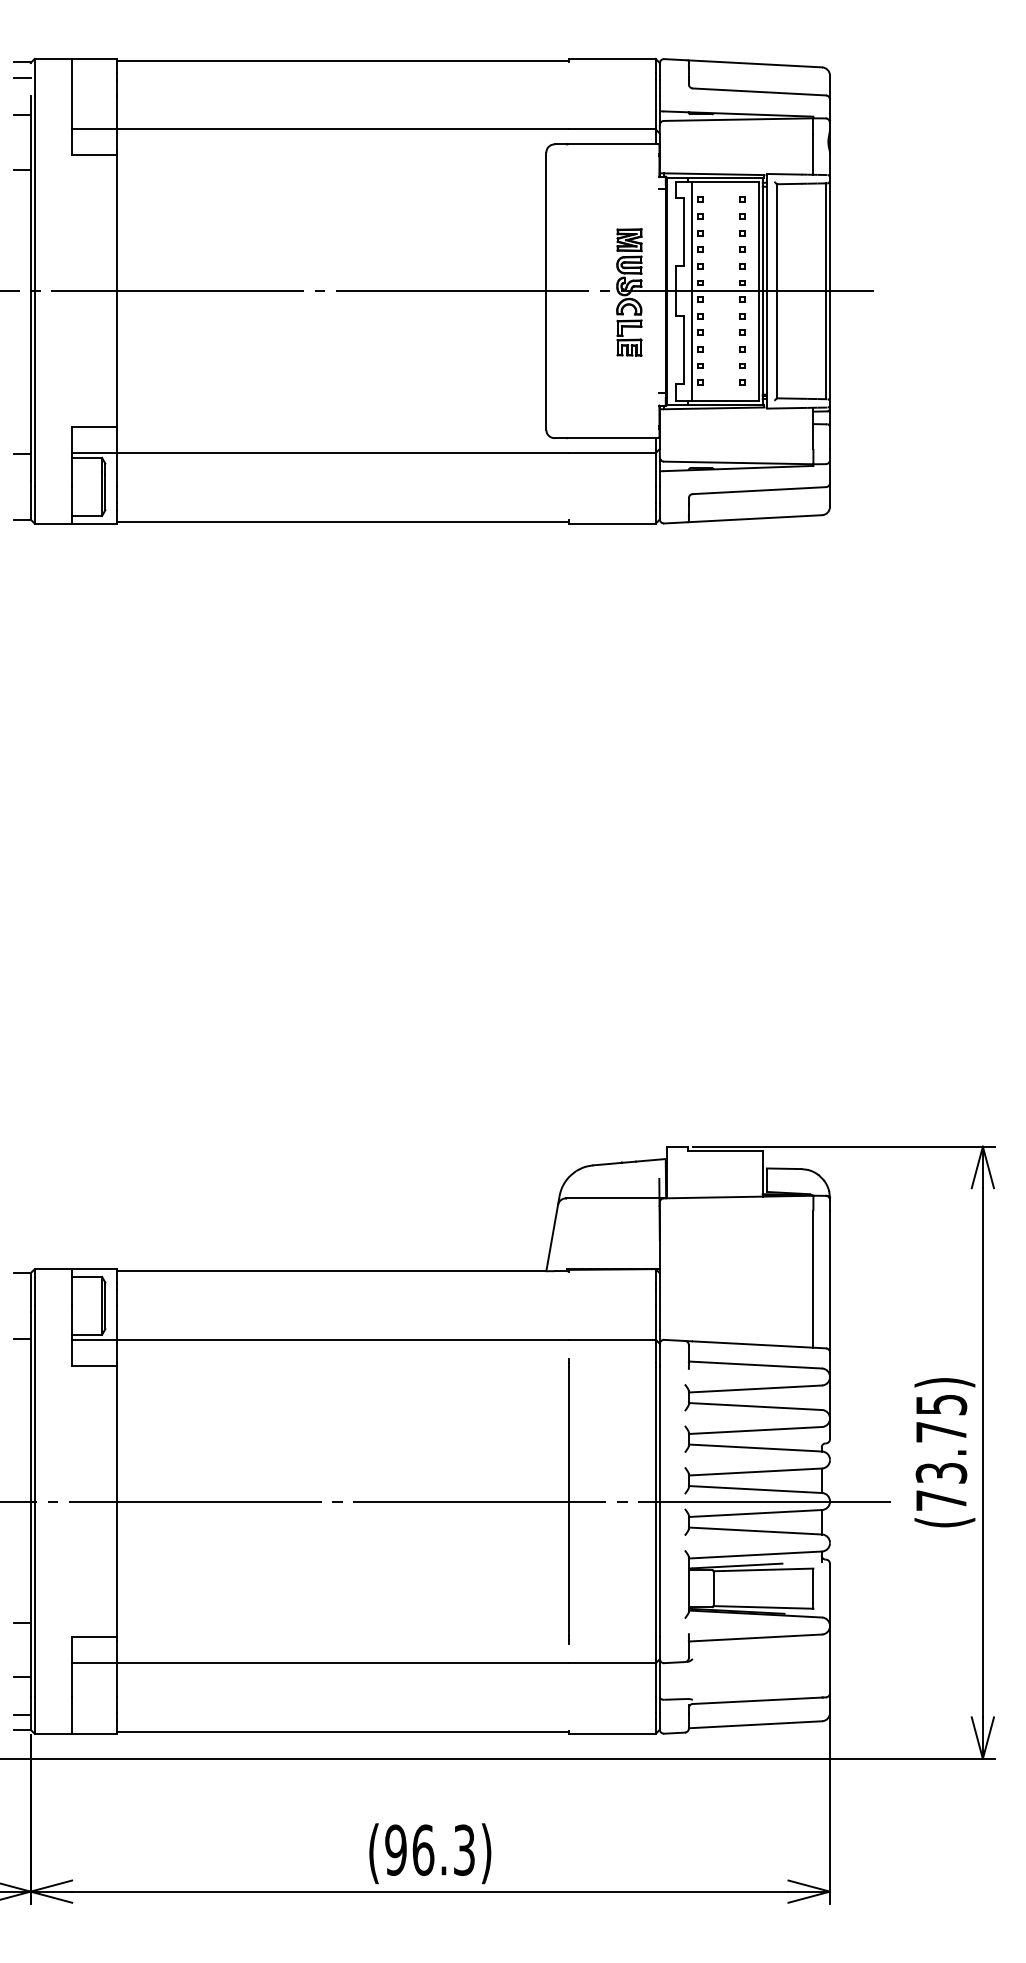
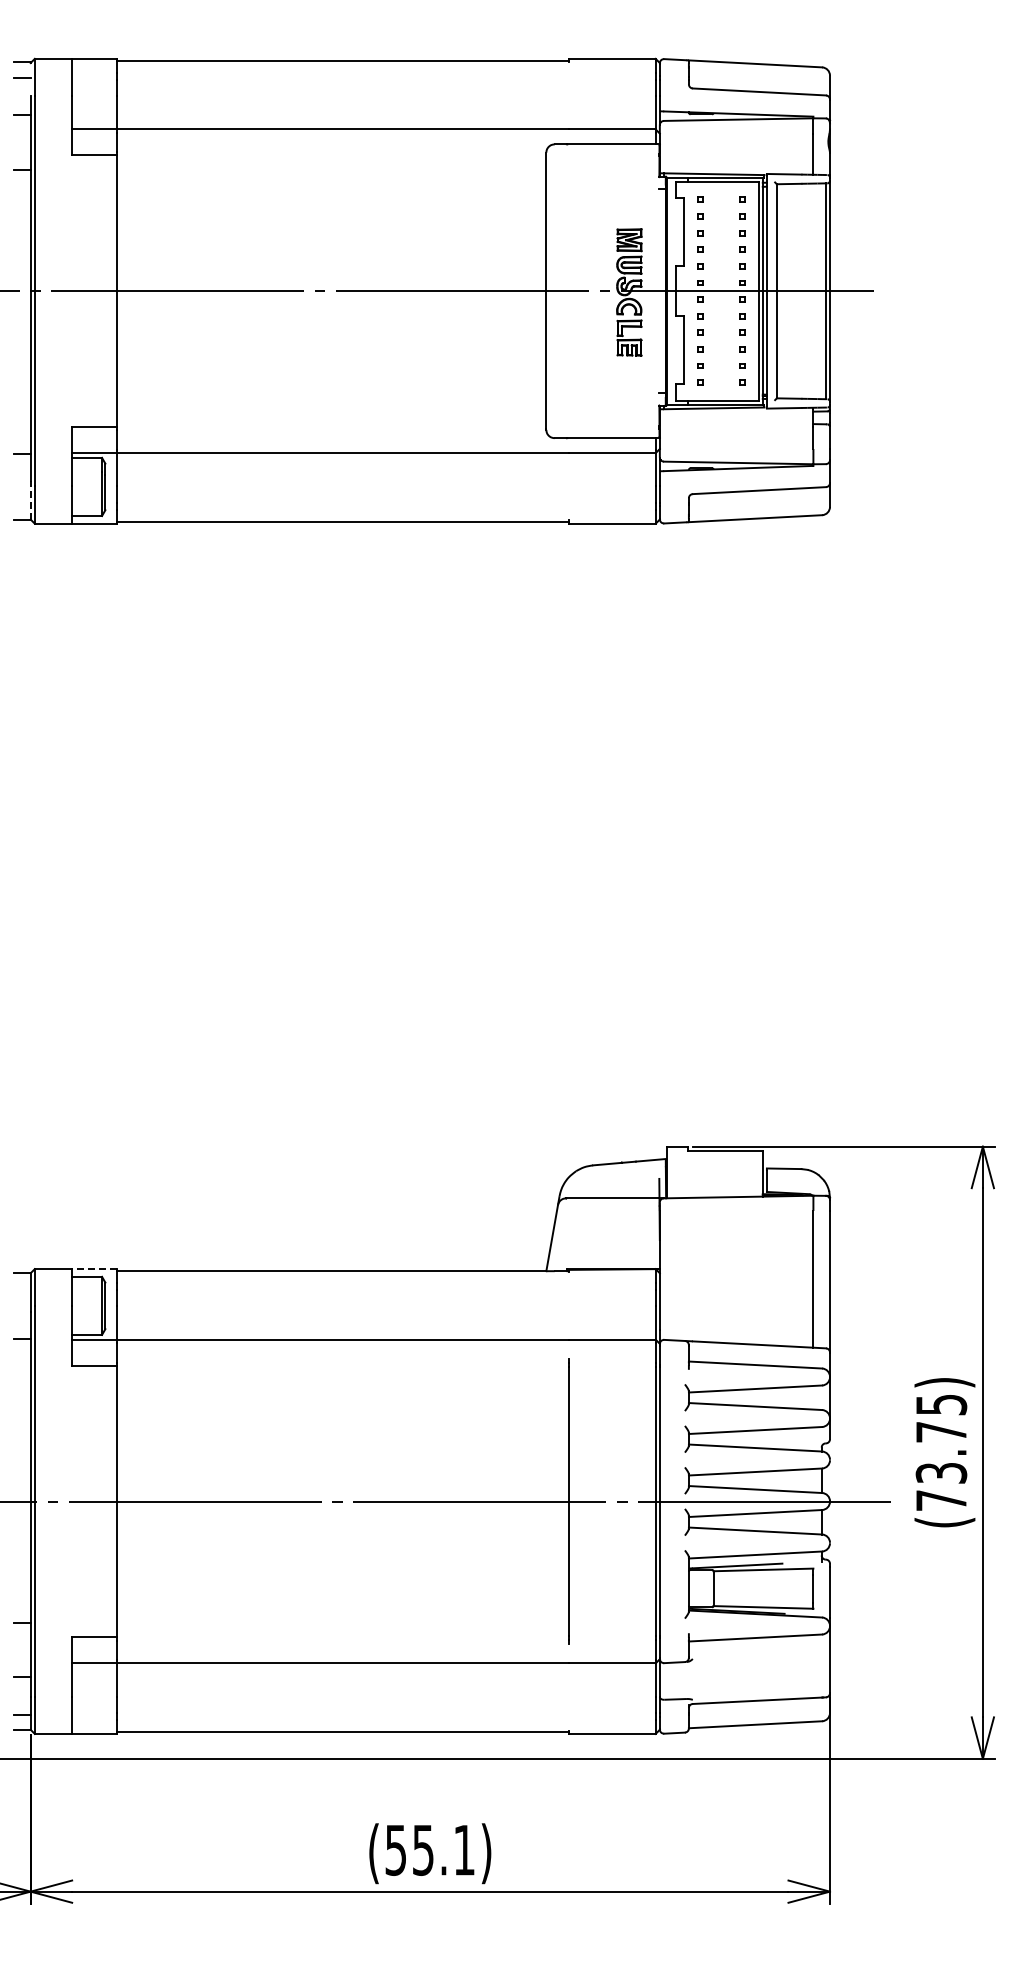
line: present -> none (692, 290)
line: solid -> dashed (30, 500)
line: solid -> dashed (94, 1269)
text: (96.3) -> (55.1) (429, 1849)
